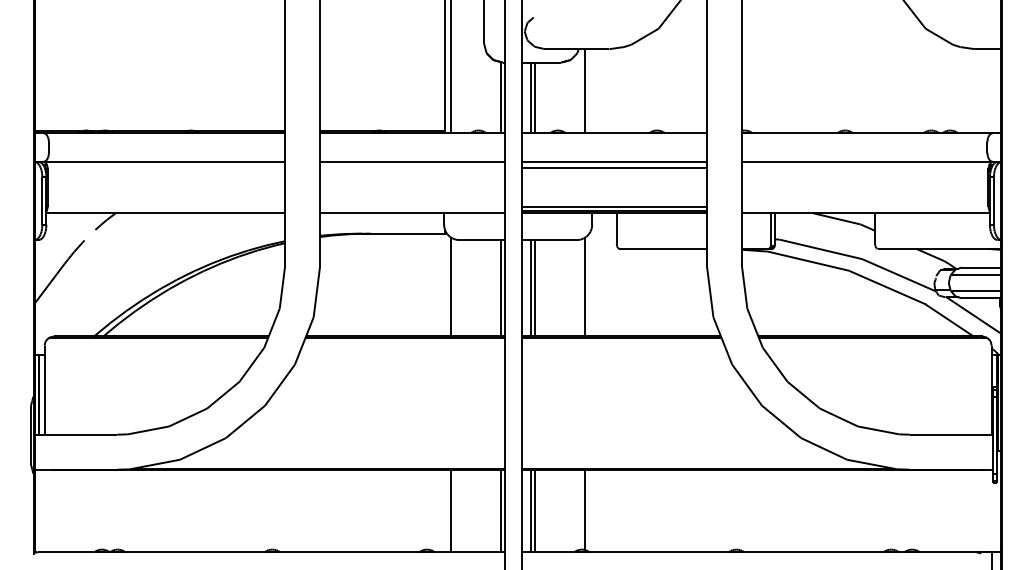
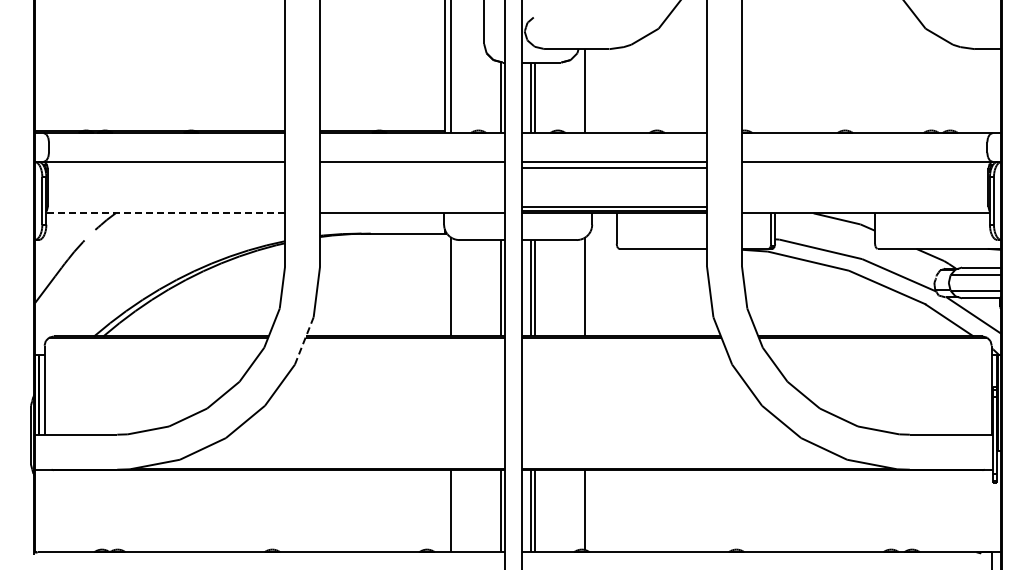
line: solid -> dashed (165, 213)
line: solid -> dashed (304, 340)
